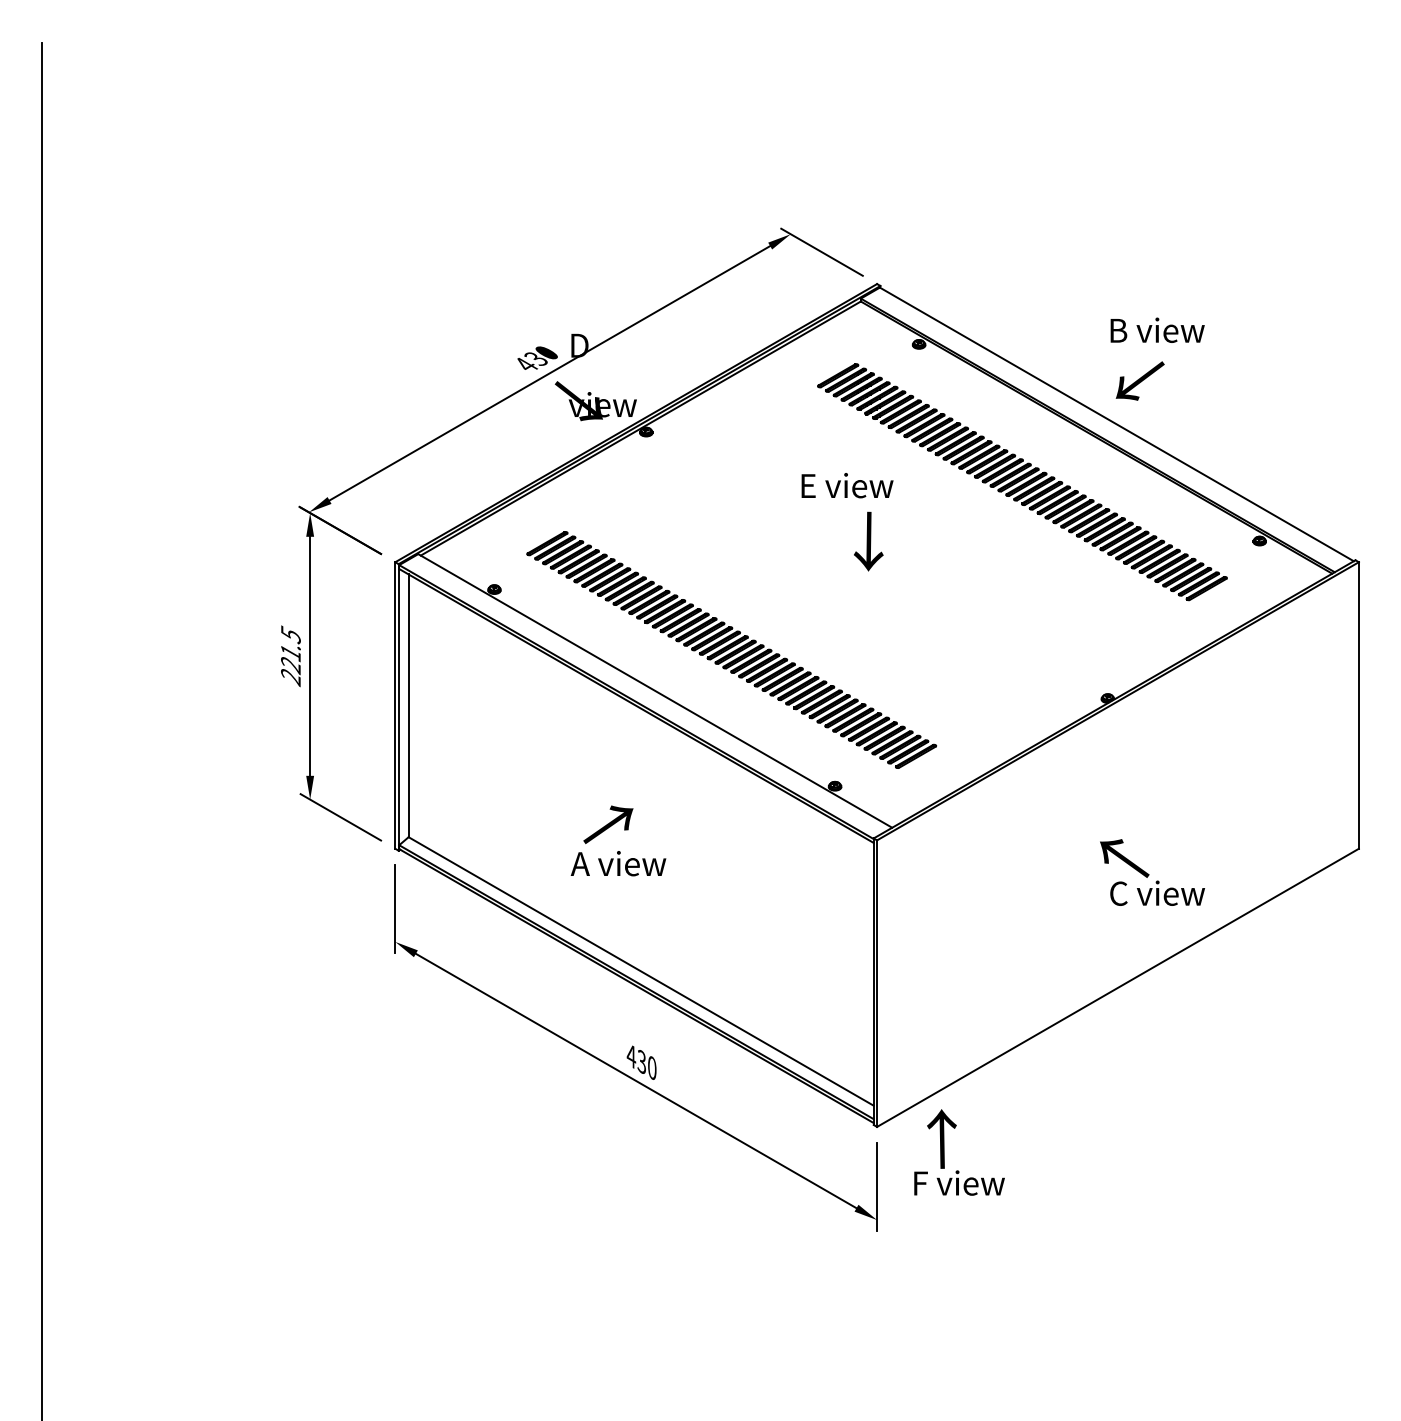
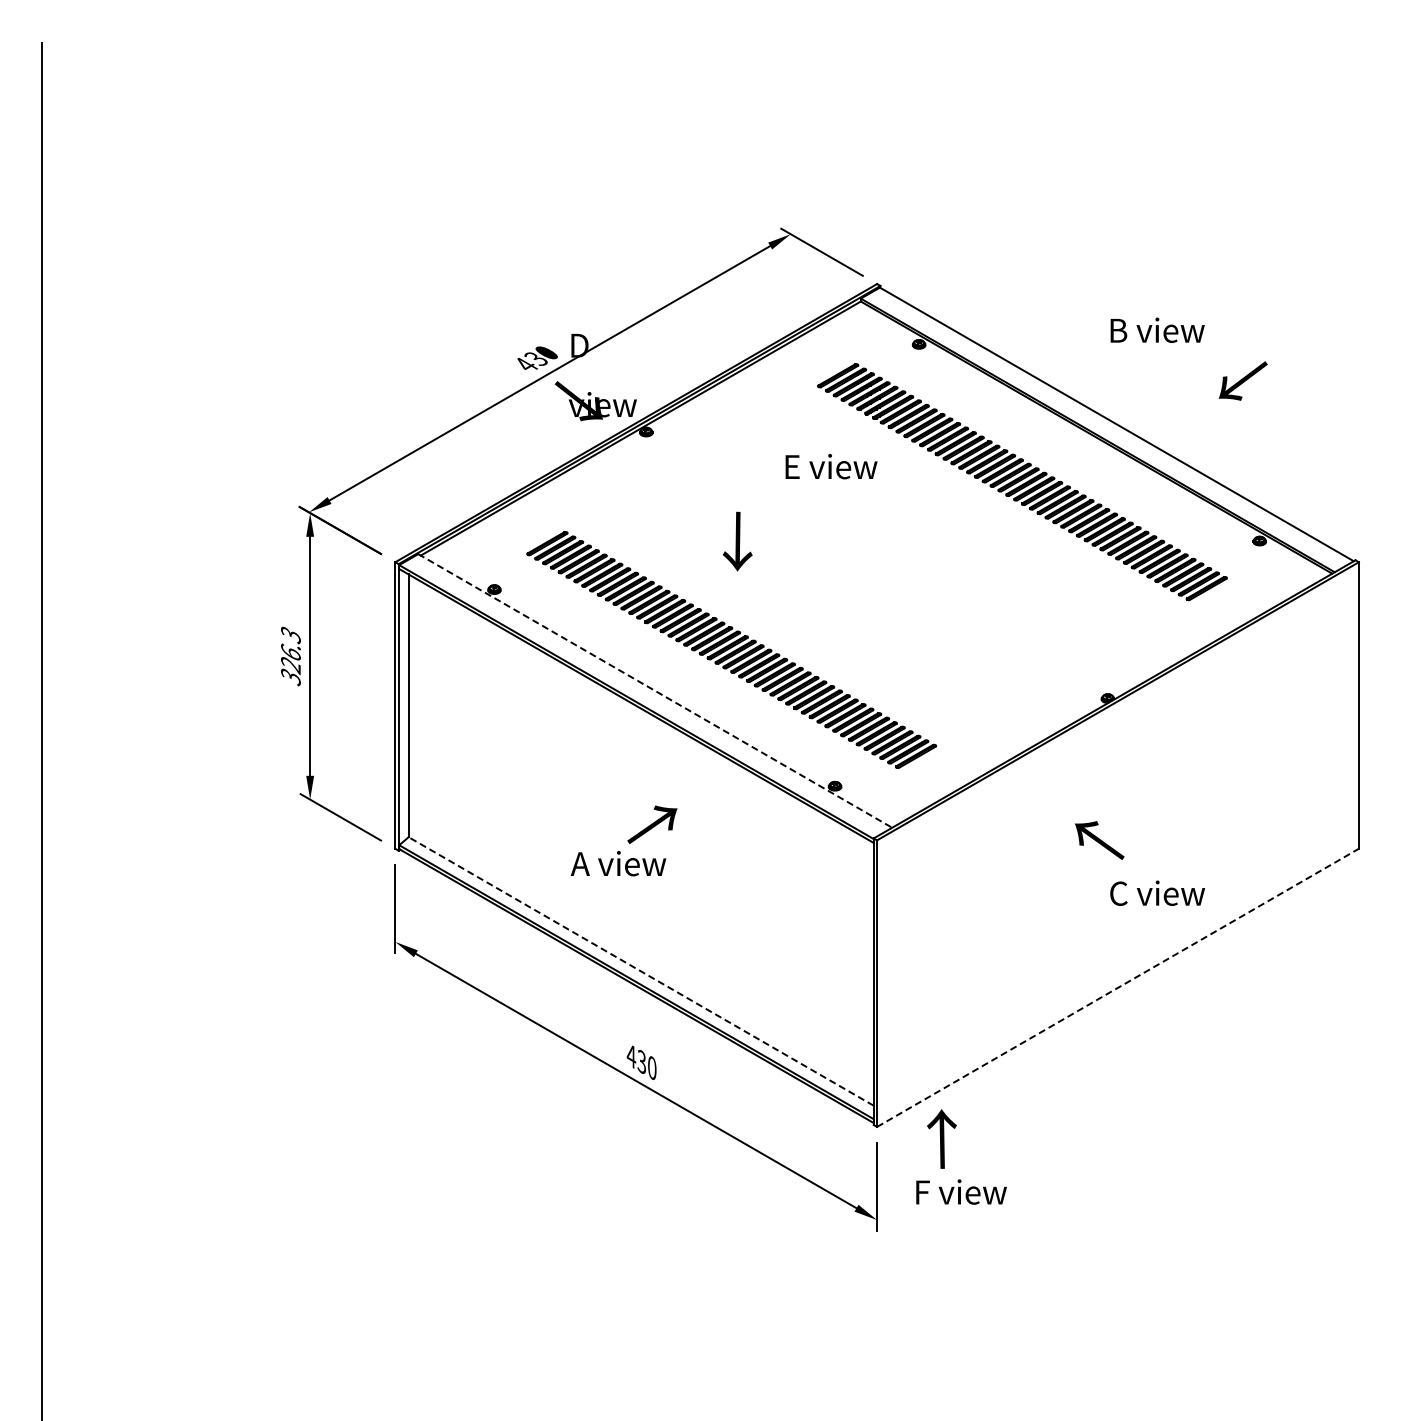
text position: (1139, 380) -> (1242, 380) (1242, 380)
text position: (847, 485) -> (831, 466) (831, 466)
text position: (868, 541) -> (737, 541) (737, 541)
text: 221.5 -> 326.3 (290, 656)
line: solid -> dashed (655, 690)
text position: (608, 824) -> (652, 824) (652, 824)
text position: (1124, 858) -> (1099, 840) (1099, 840)
line: solid -> dashed (641, 971)
line: solid -> dashed (1118, 987)
text position: (959, 1182) -> (961, 1191) (961, 1191)
